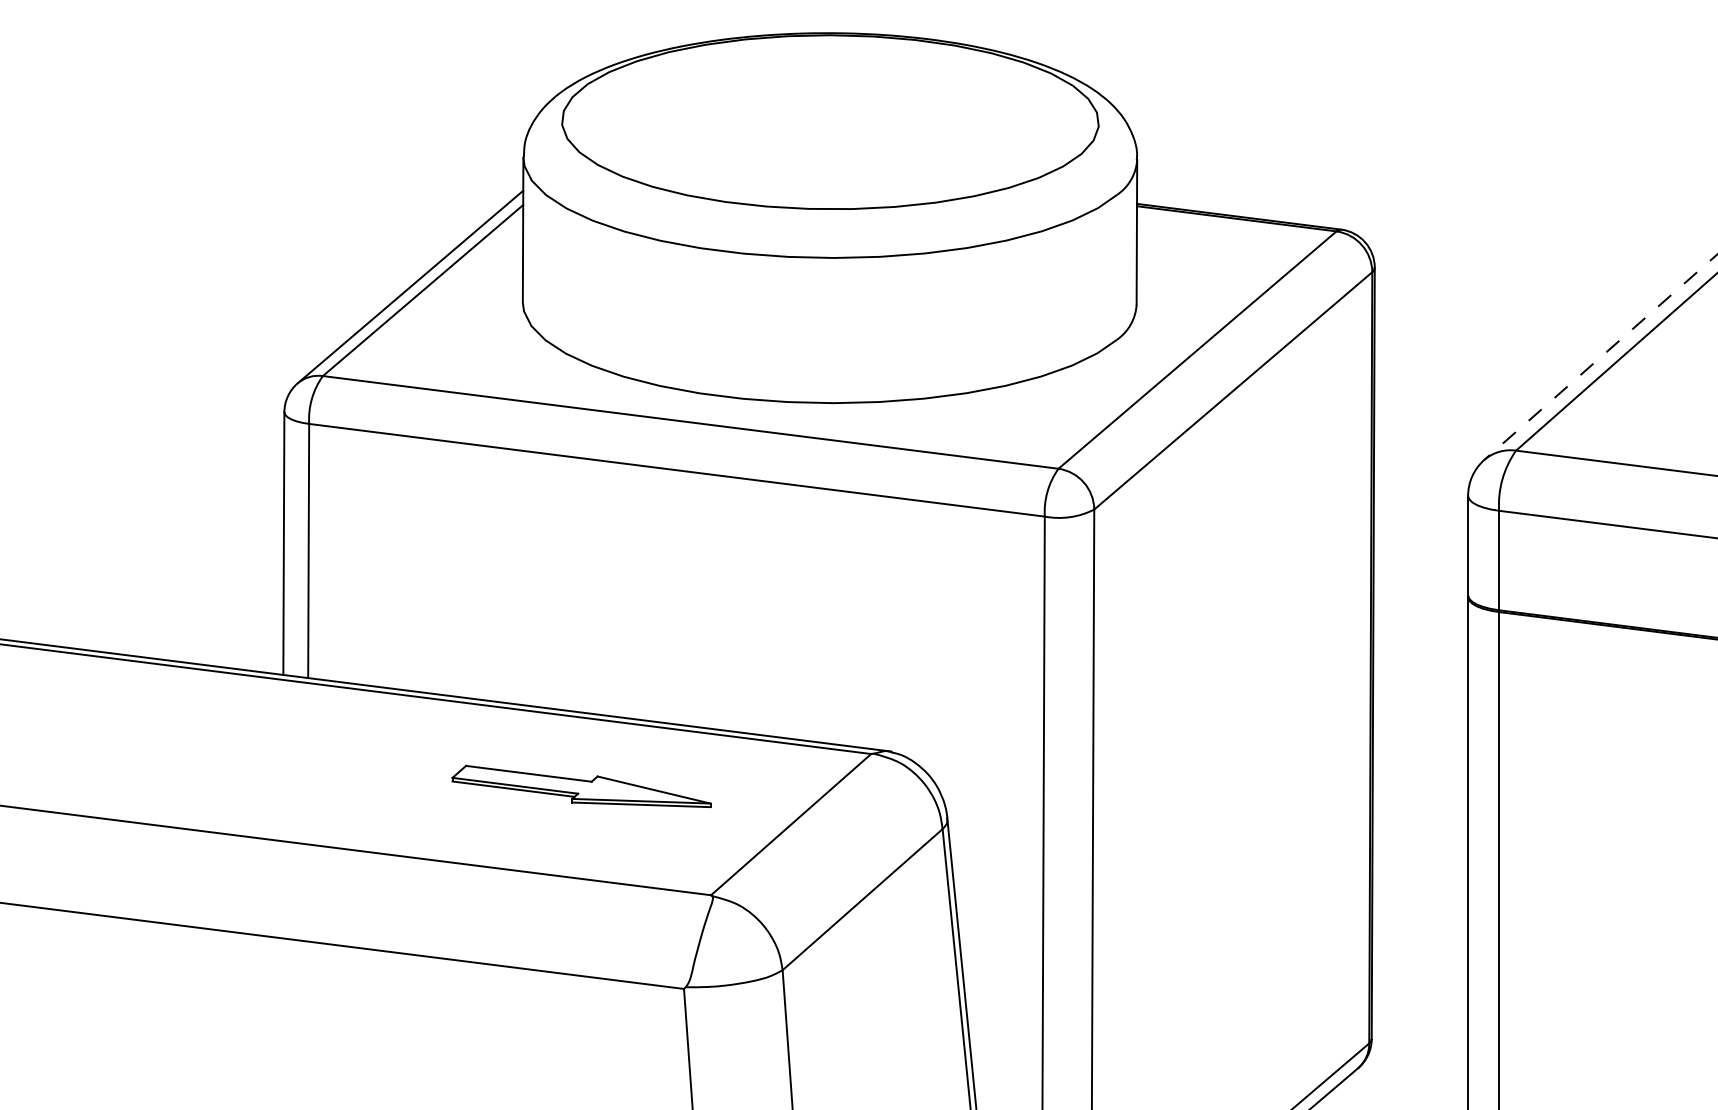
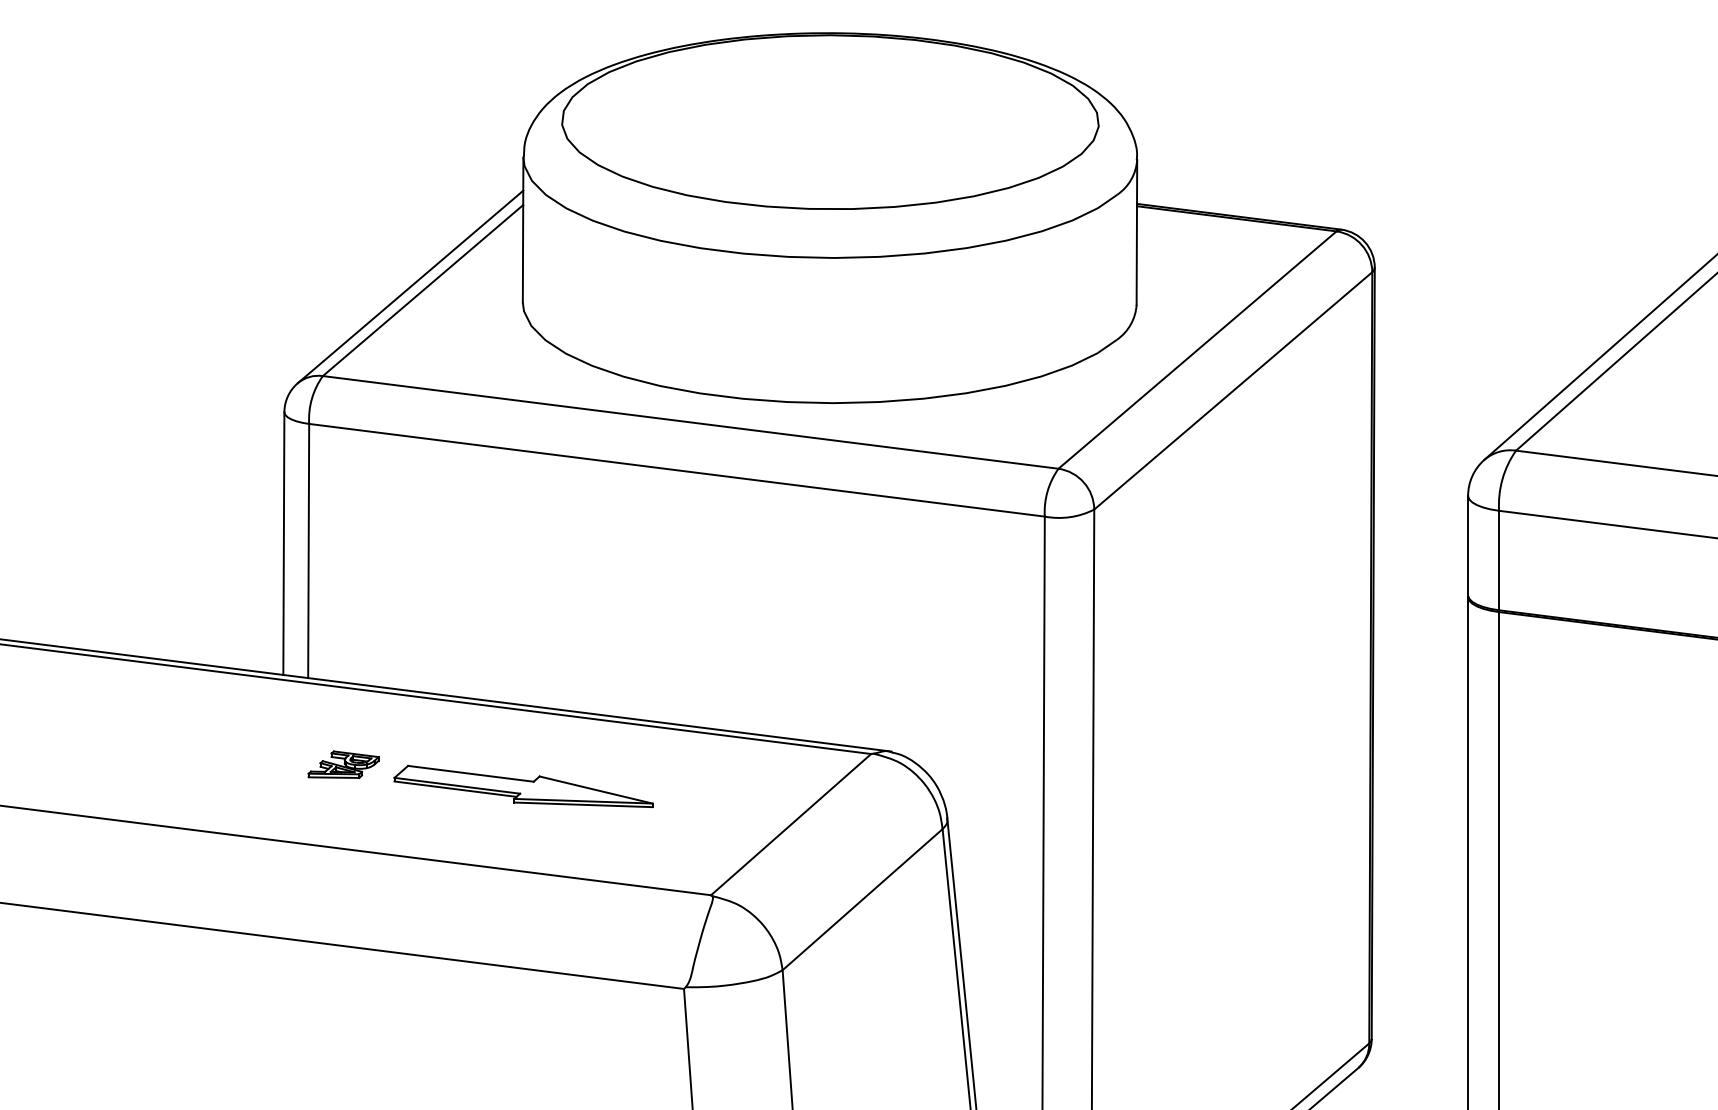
line: dashed -> solid (1600, 357)
part: none -> present (343, 764)
part position: (581, 785) -> (523, 785) (523, 785)
